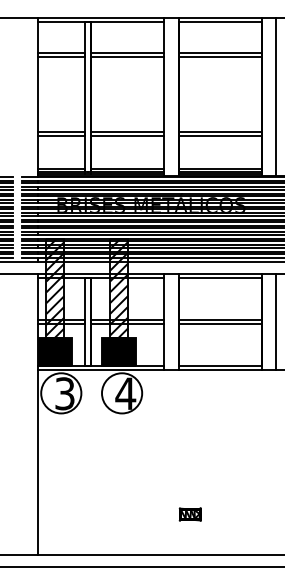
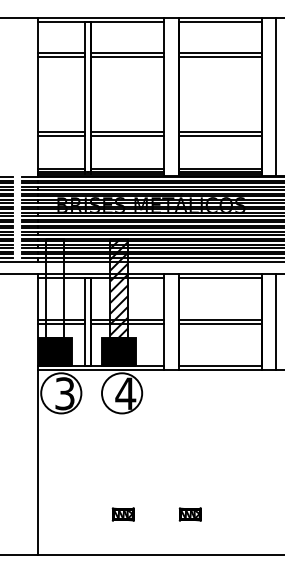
hatch: present -> none (55, 287)
part: none -> present (122, 514)
line: present -> none (141, 567)
